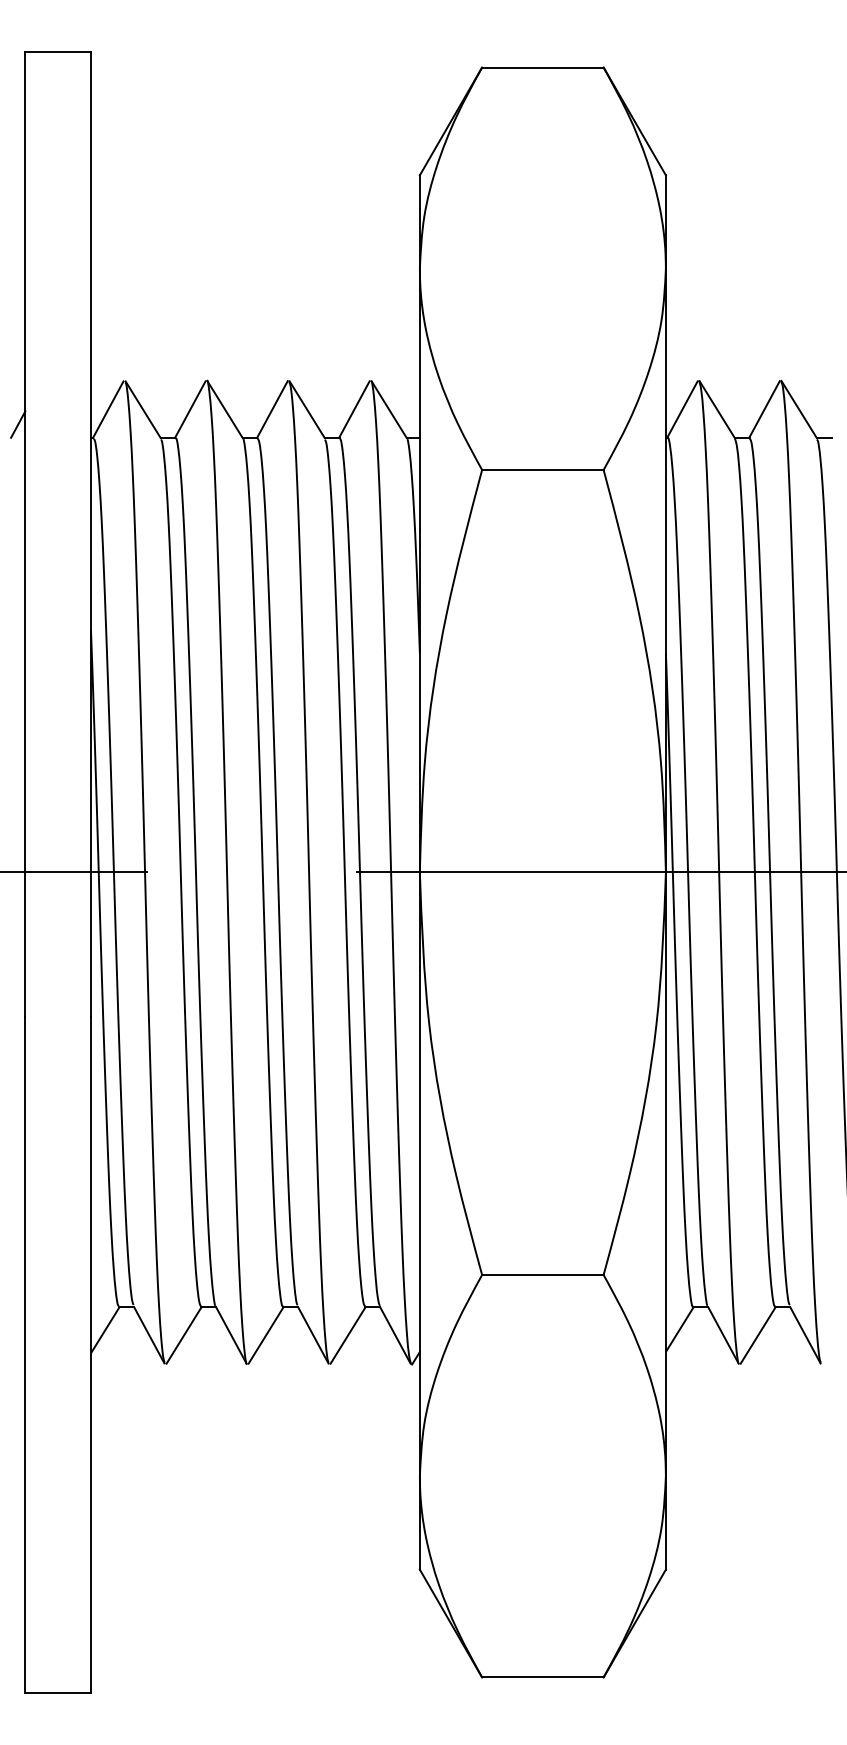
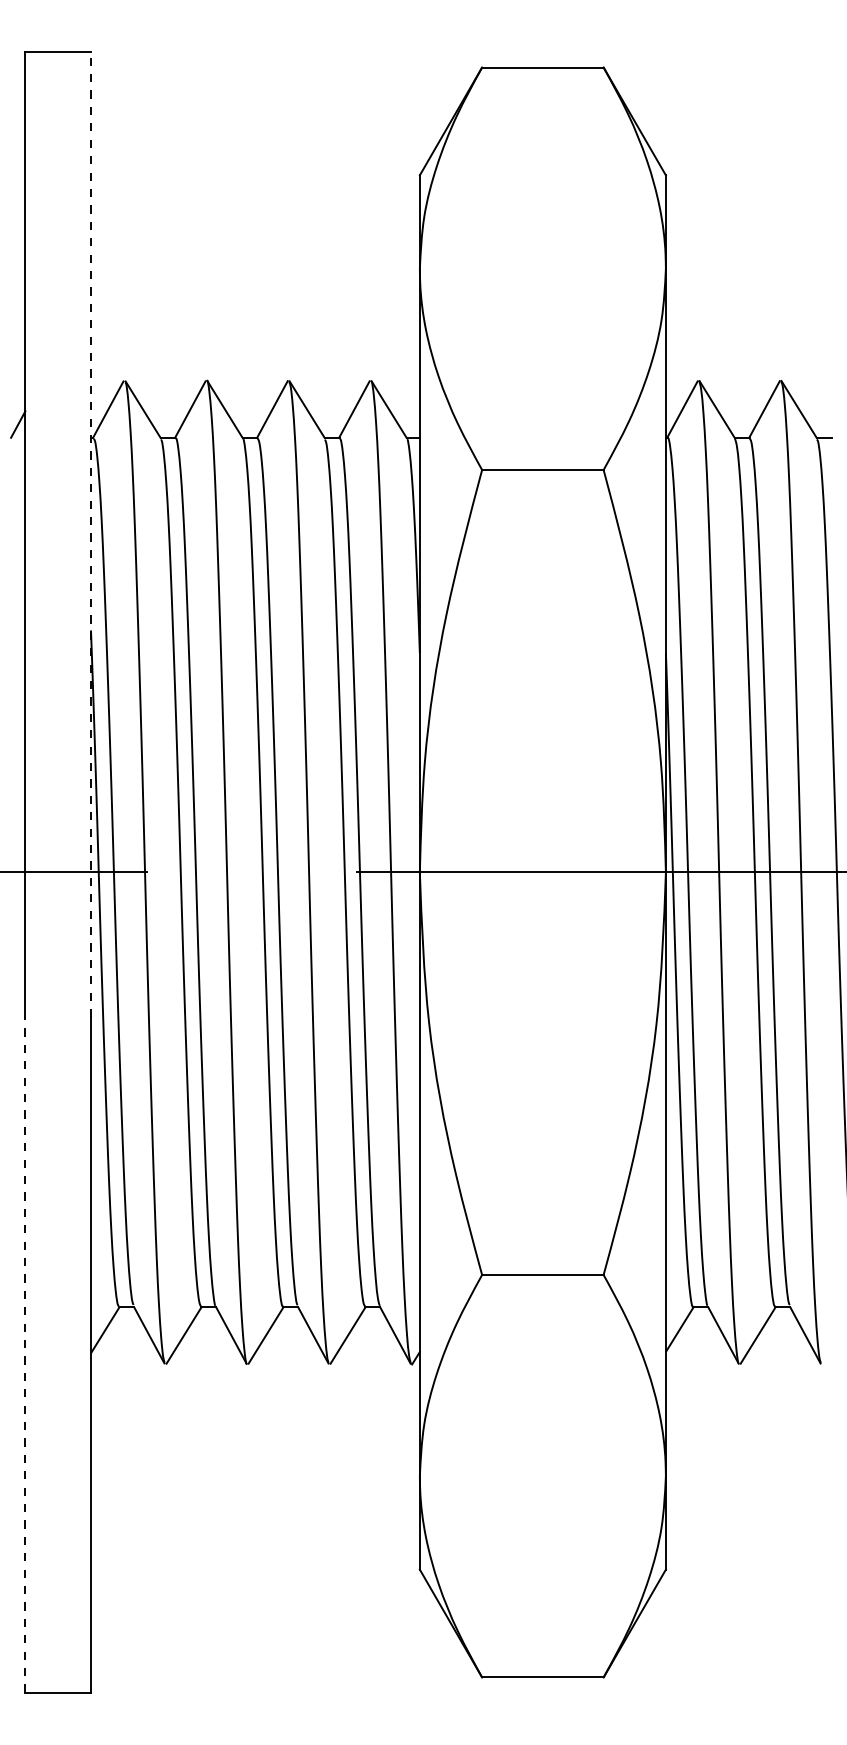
line: solid -> dashed (90, 534)
line: solid -> dashed (25, 1354)
